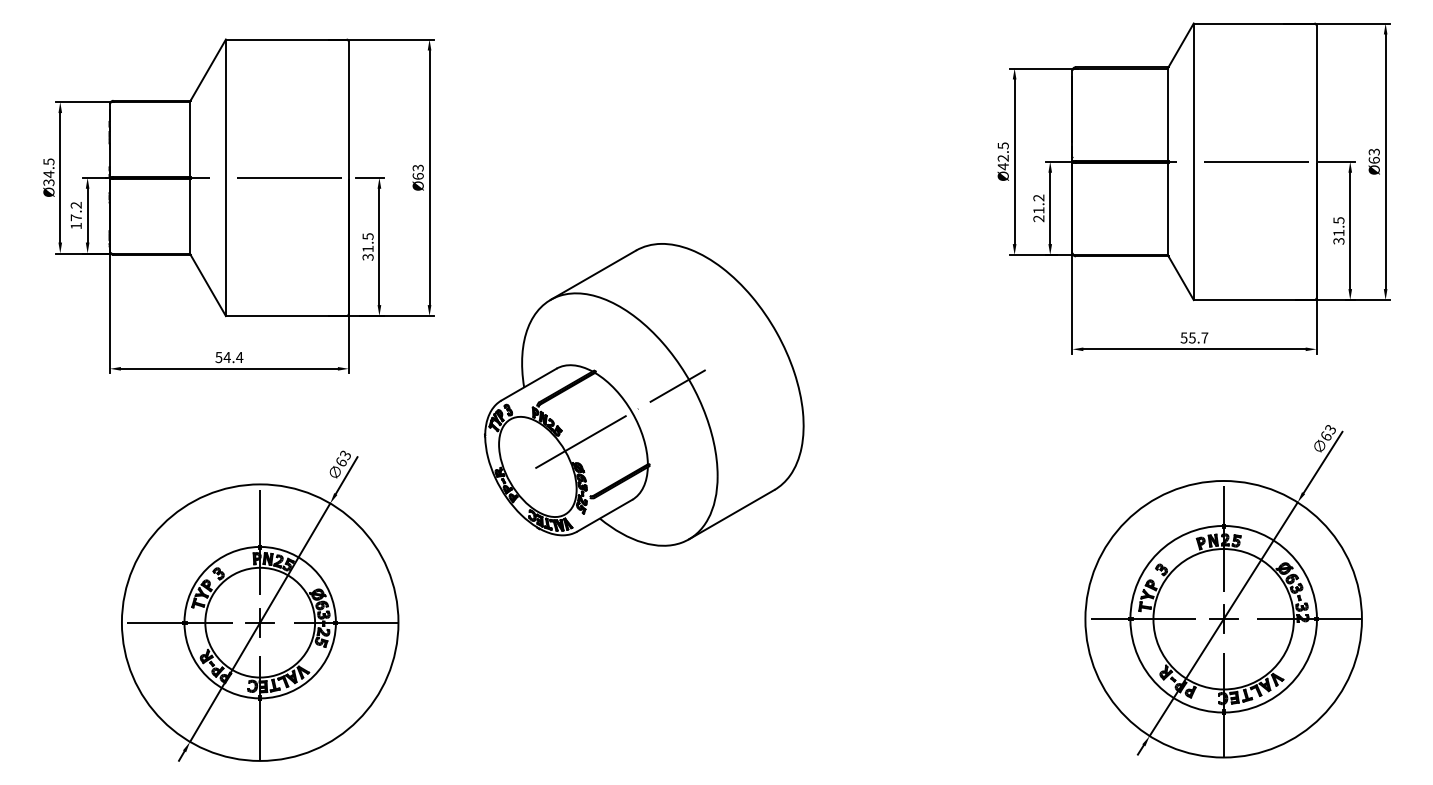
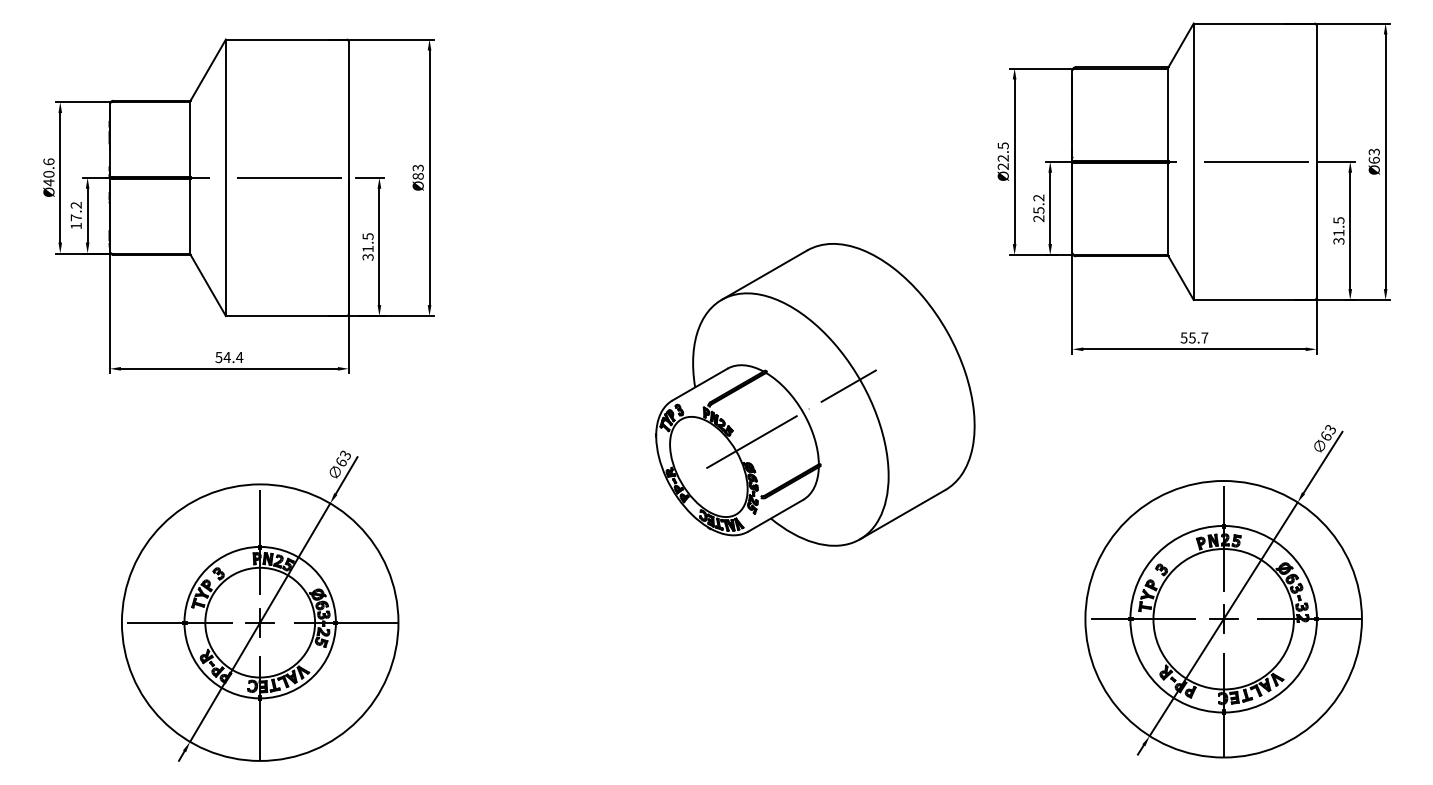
text: Ø42.5 -> Ø22.5 (1002, 166)
text: Ø34.5 -> Ø40.6 (48, 172)
text: Ø63 -> Ø83 (417, 176)
text: 21.2 -> 25.2 (1038, 210)
part position: (644, 394) -> (815, 394) (815, 394)
